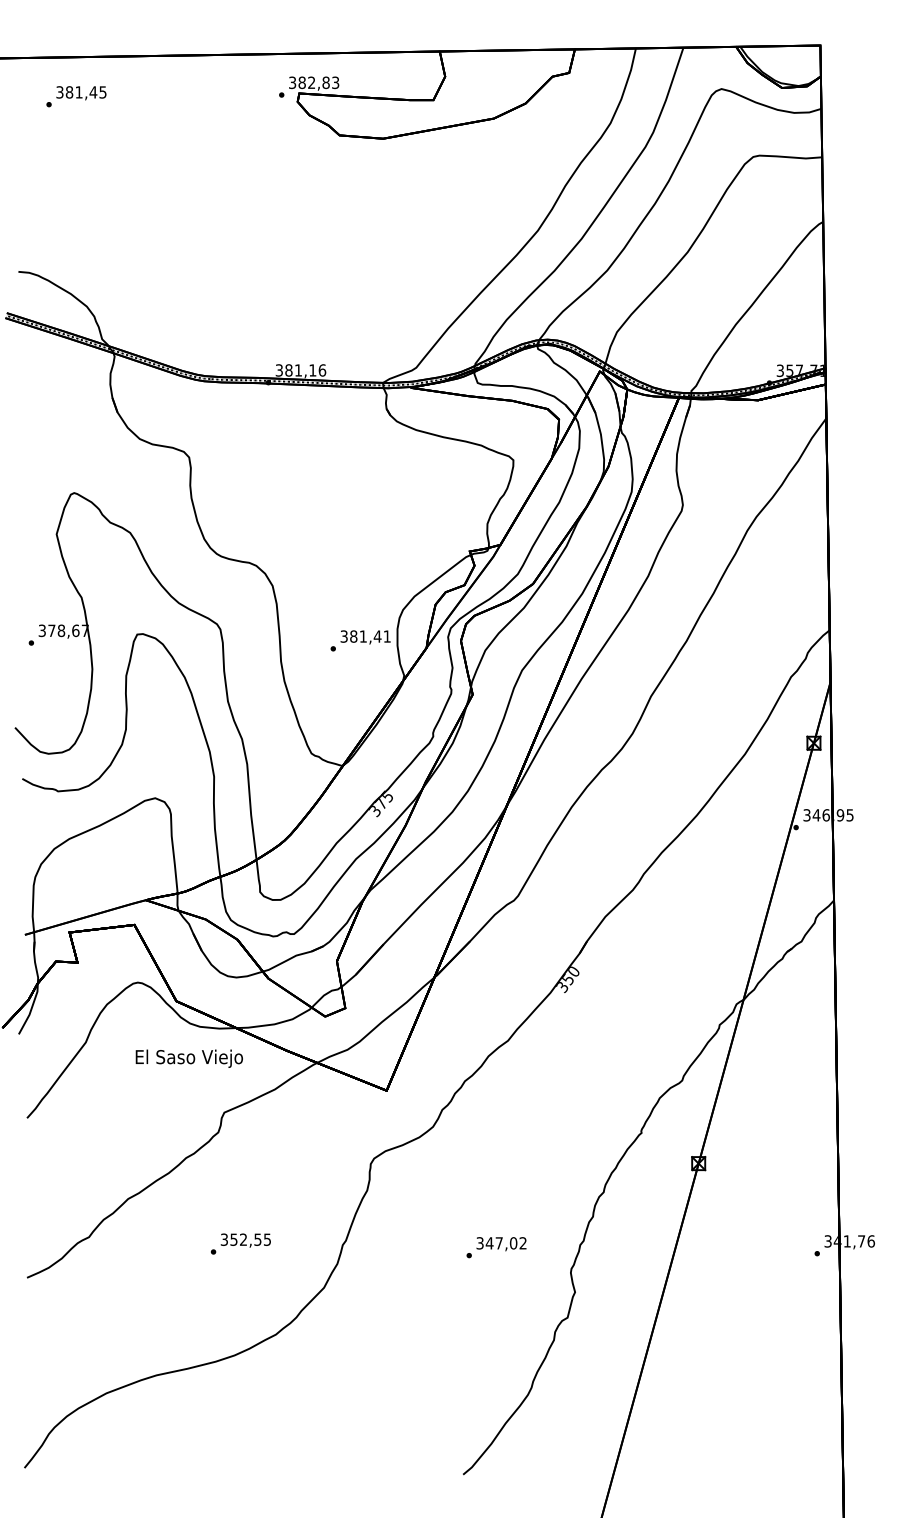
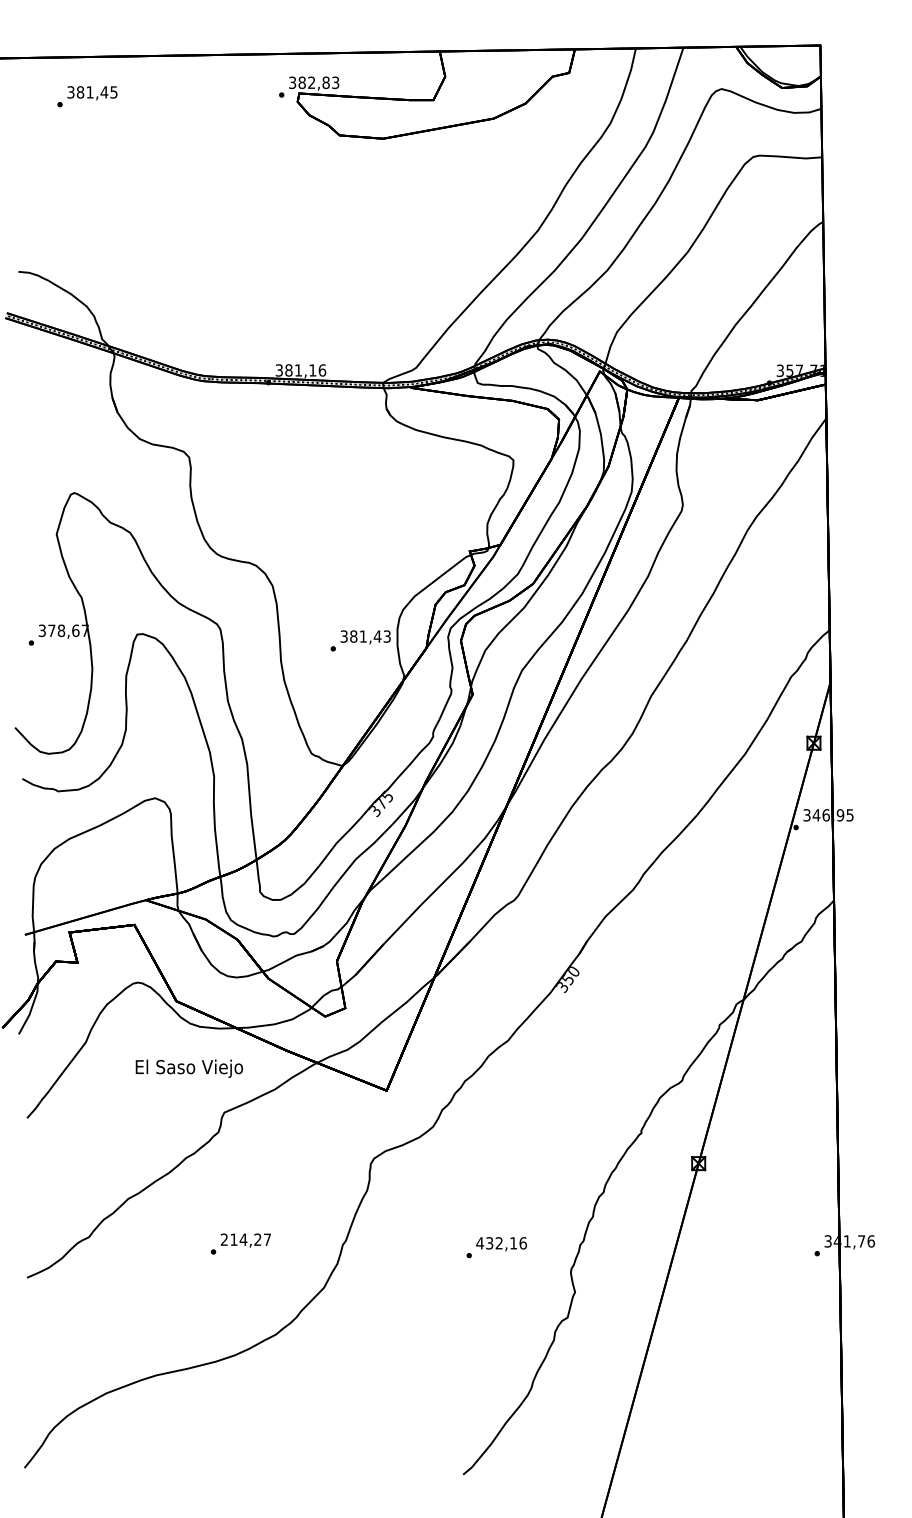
text position: (76, 96) -> (87, 96) (87, 96)
text: 381,41 -> 381,43 (386, 636)
text position: (188, 1058) -> (188, 1068) (188, 1068)
text: 352,55 -> 214,27 (245, 1239)
text: 347,02 -> 432,16 (501, 1243)
